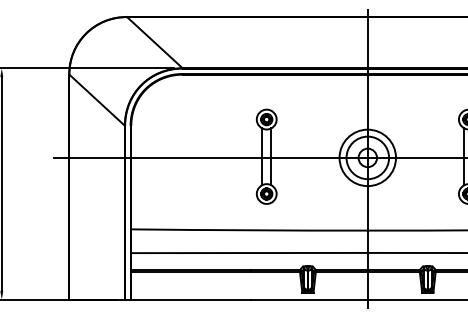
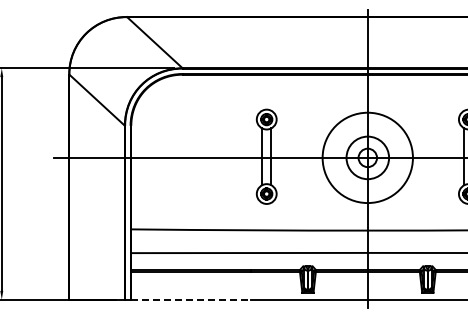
circle diameter: 56 px -> 90 px (367, 157)
line: solid -> dashed (190, 299)
